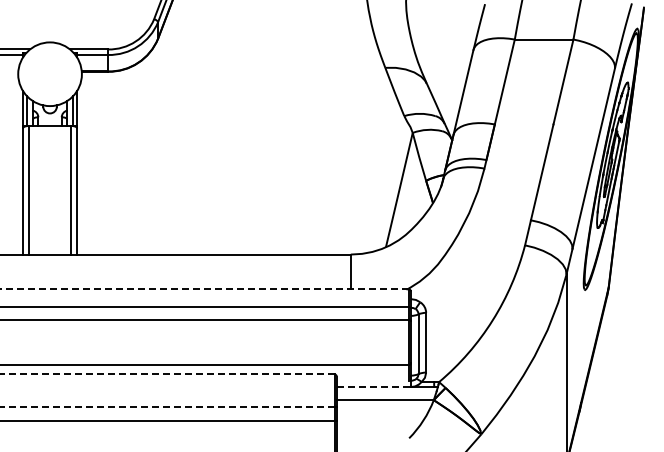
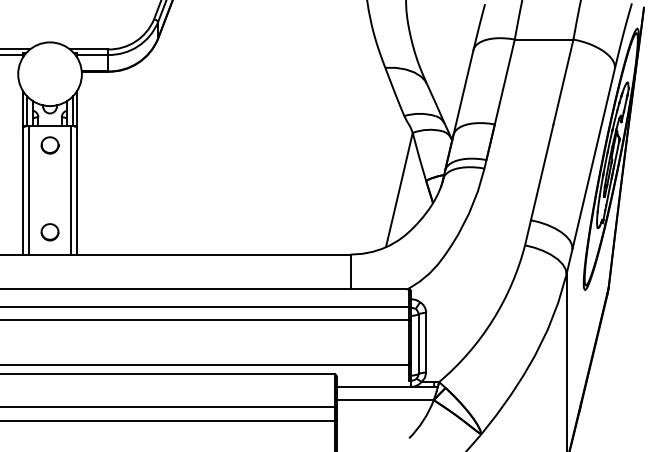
part: none -> present (49, 145)
part: none -> present (49, 232)
line: dashed -> solid (203, 289)
line: dashed -> solid (166, 374)
line: dashed -> solid (374, 387)
line: dashed -> solid (166, 406)
